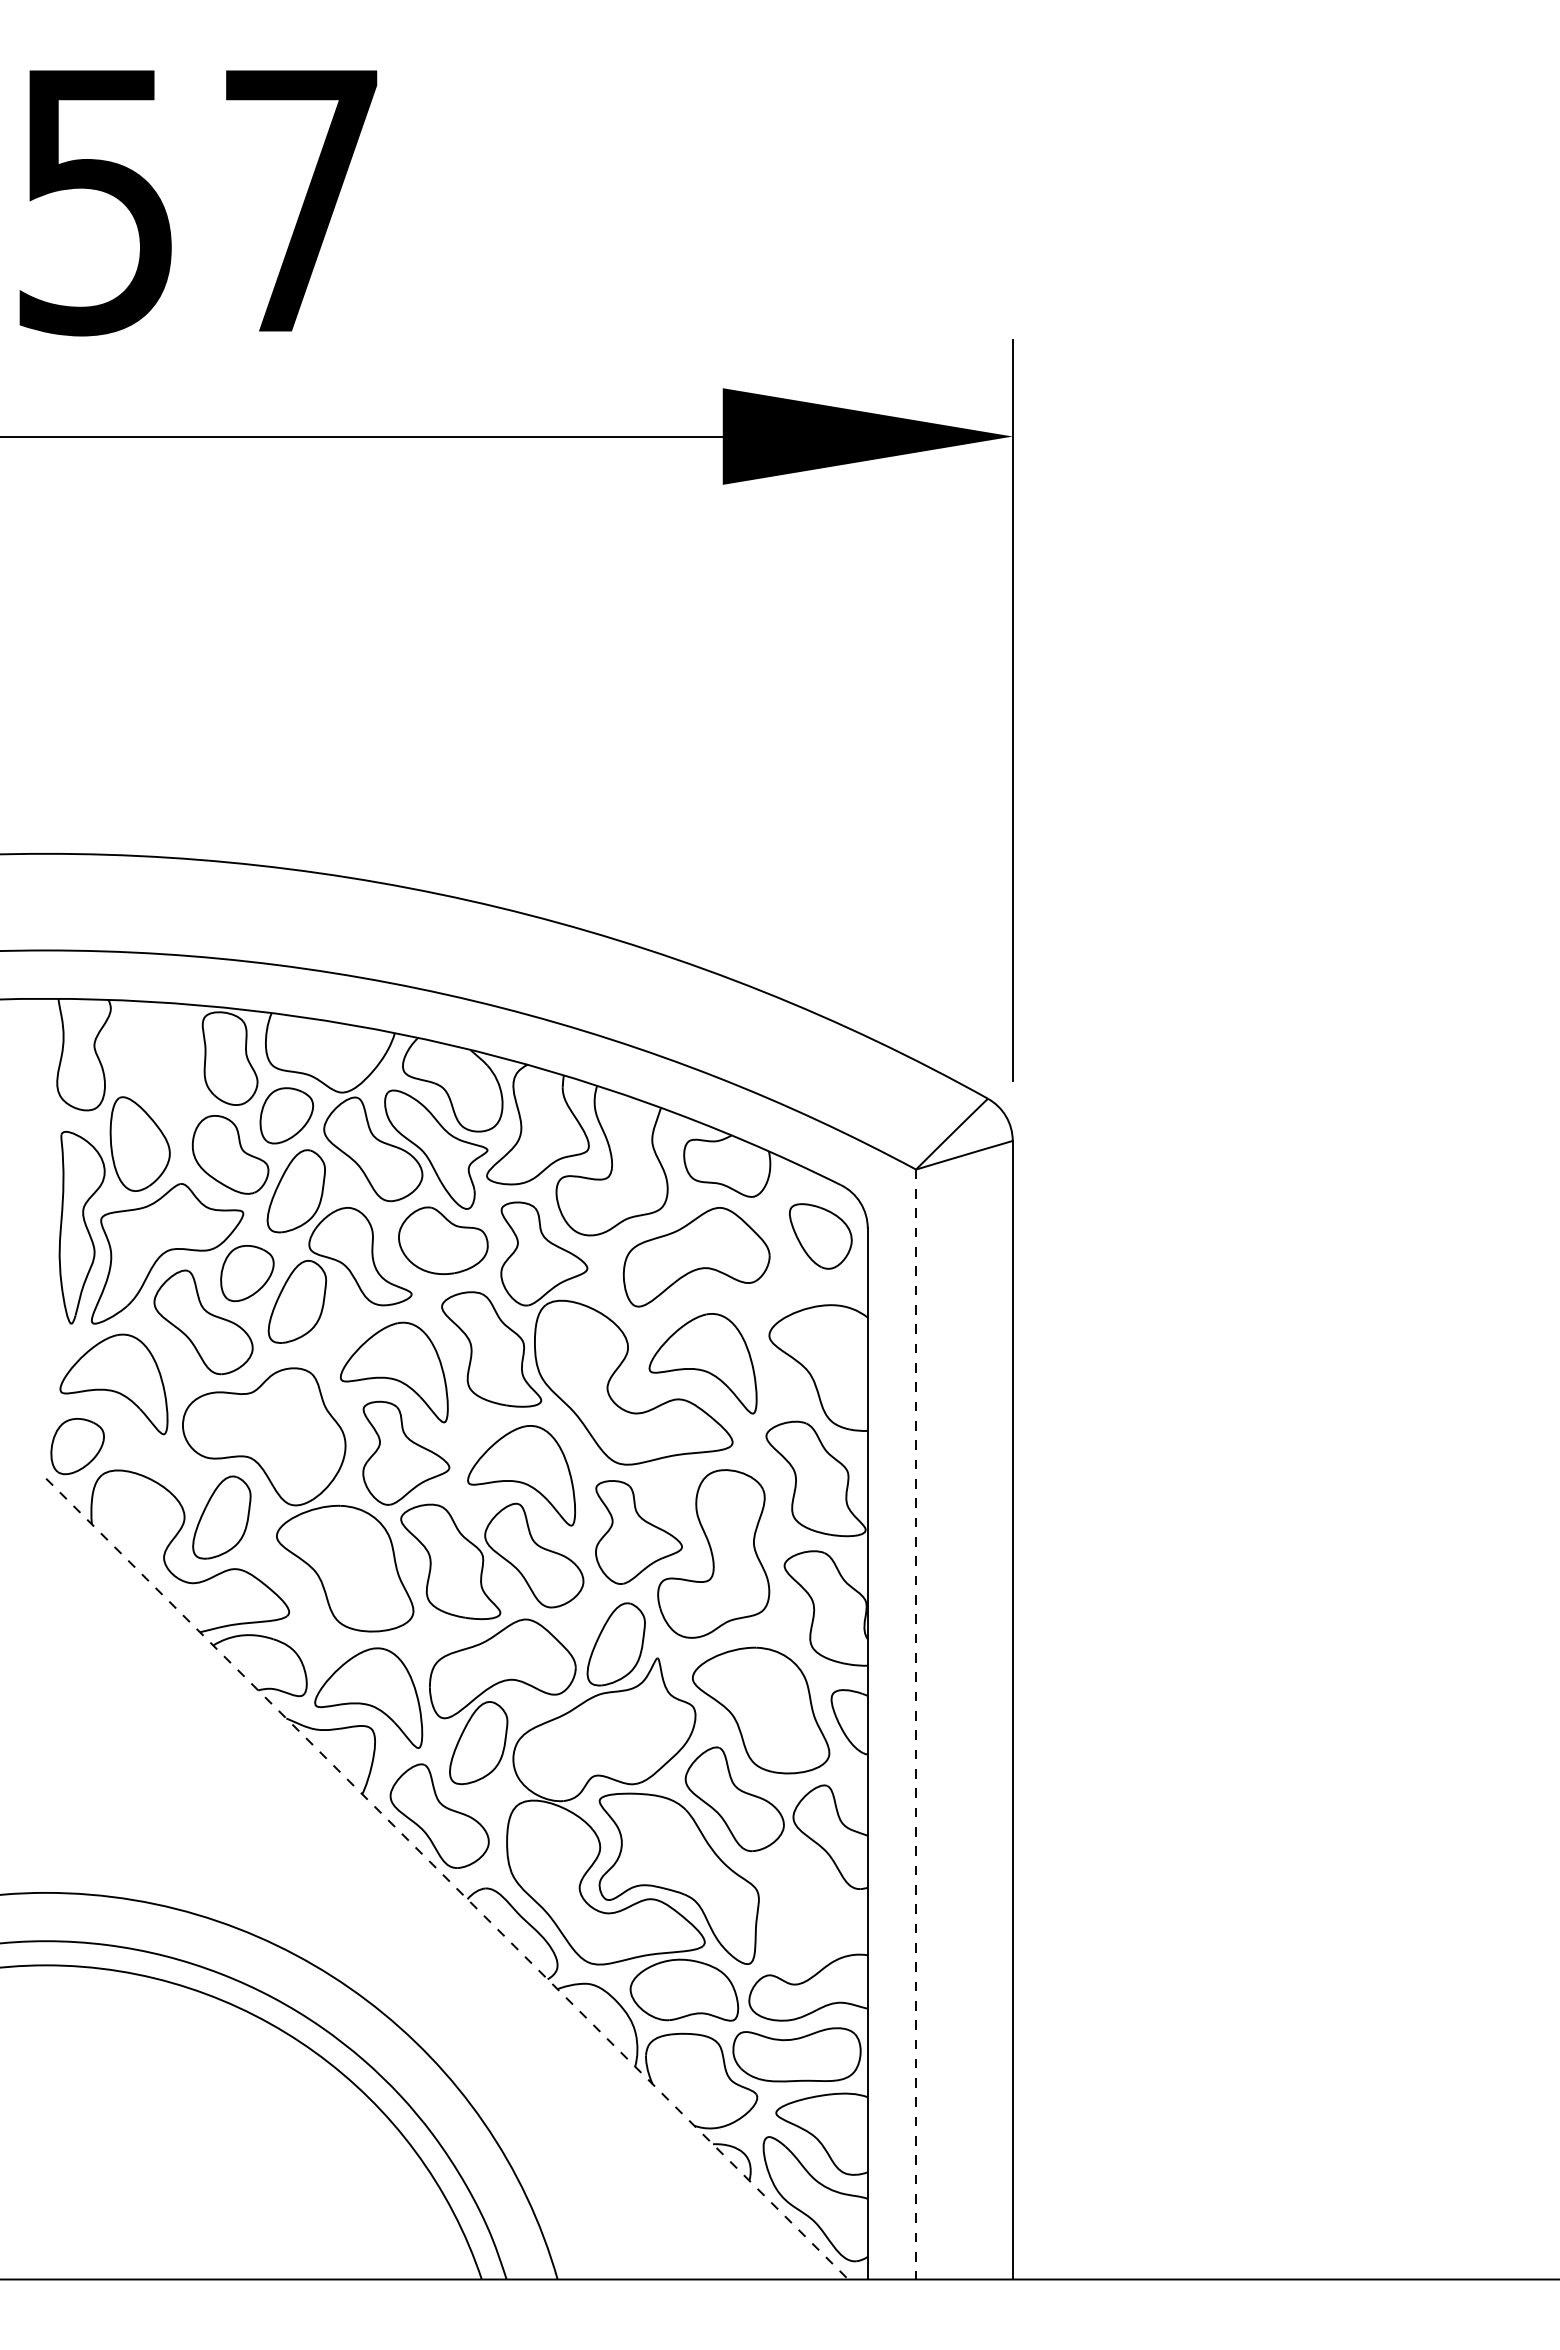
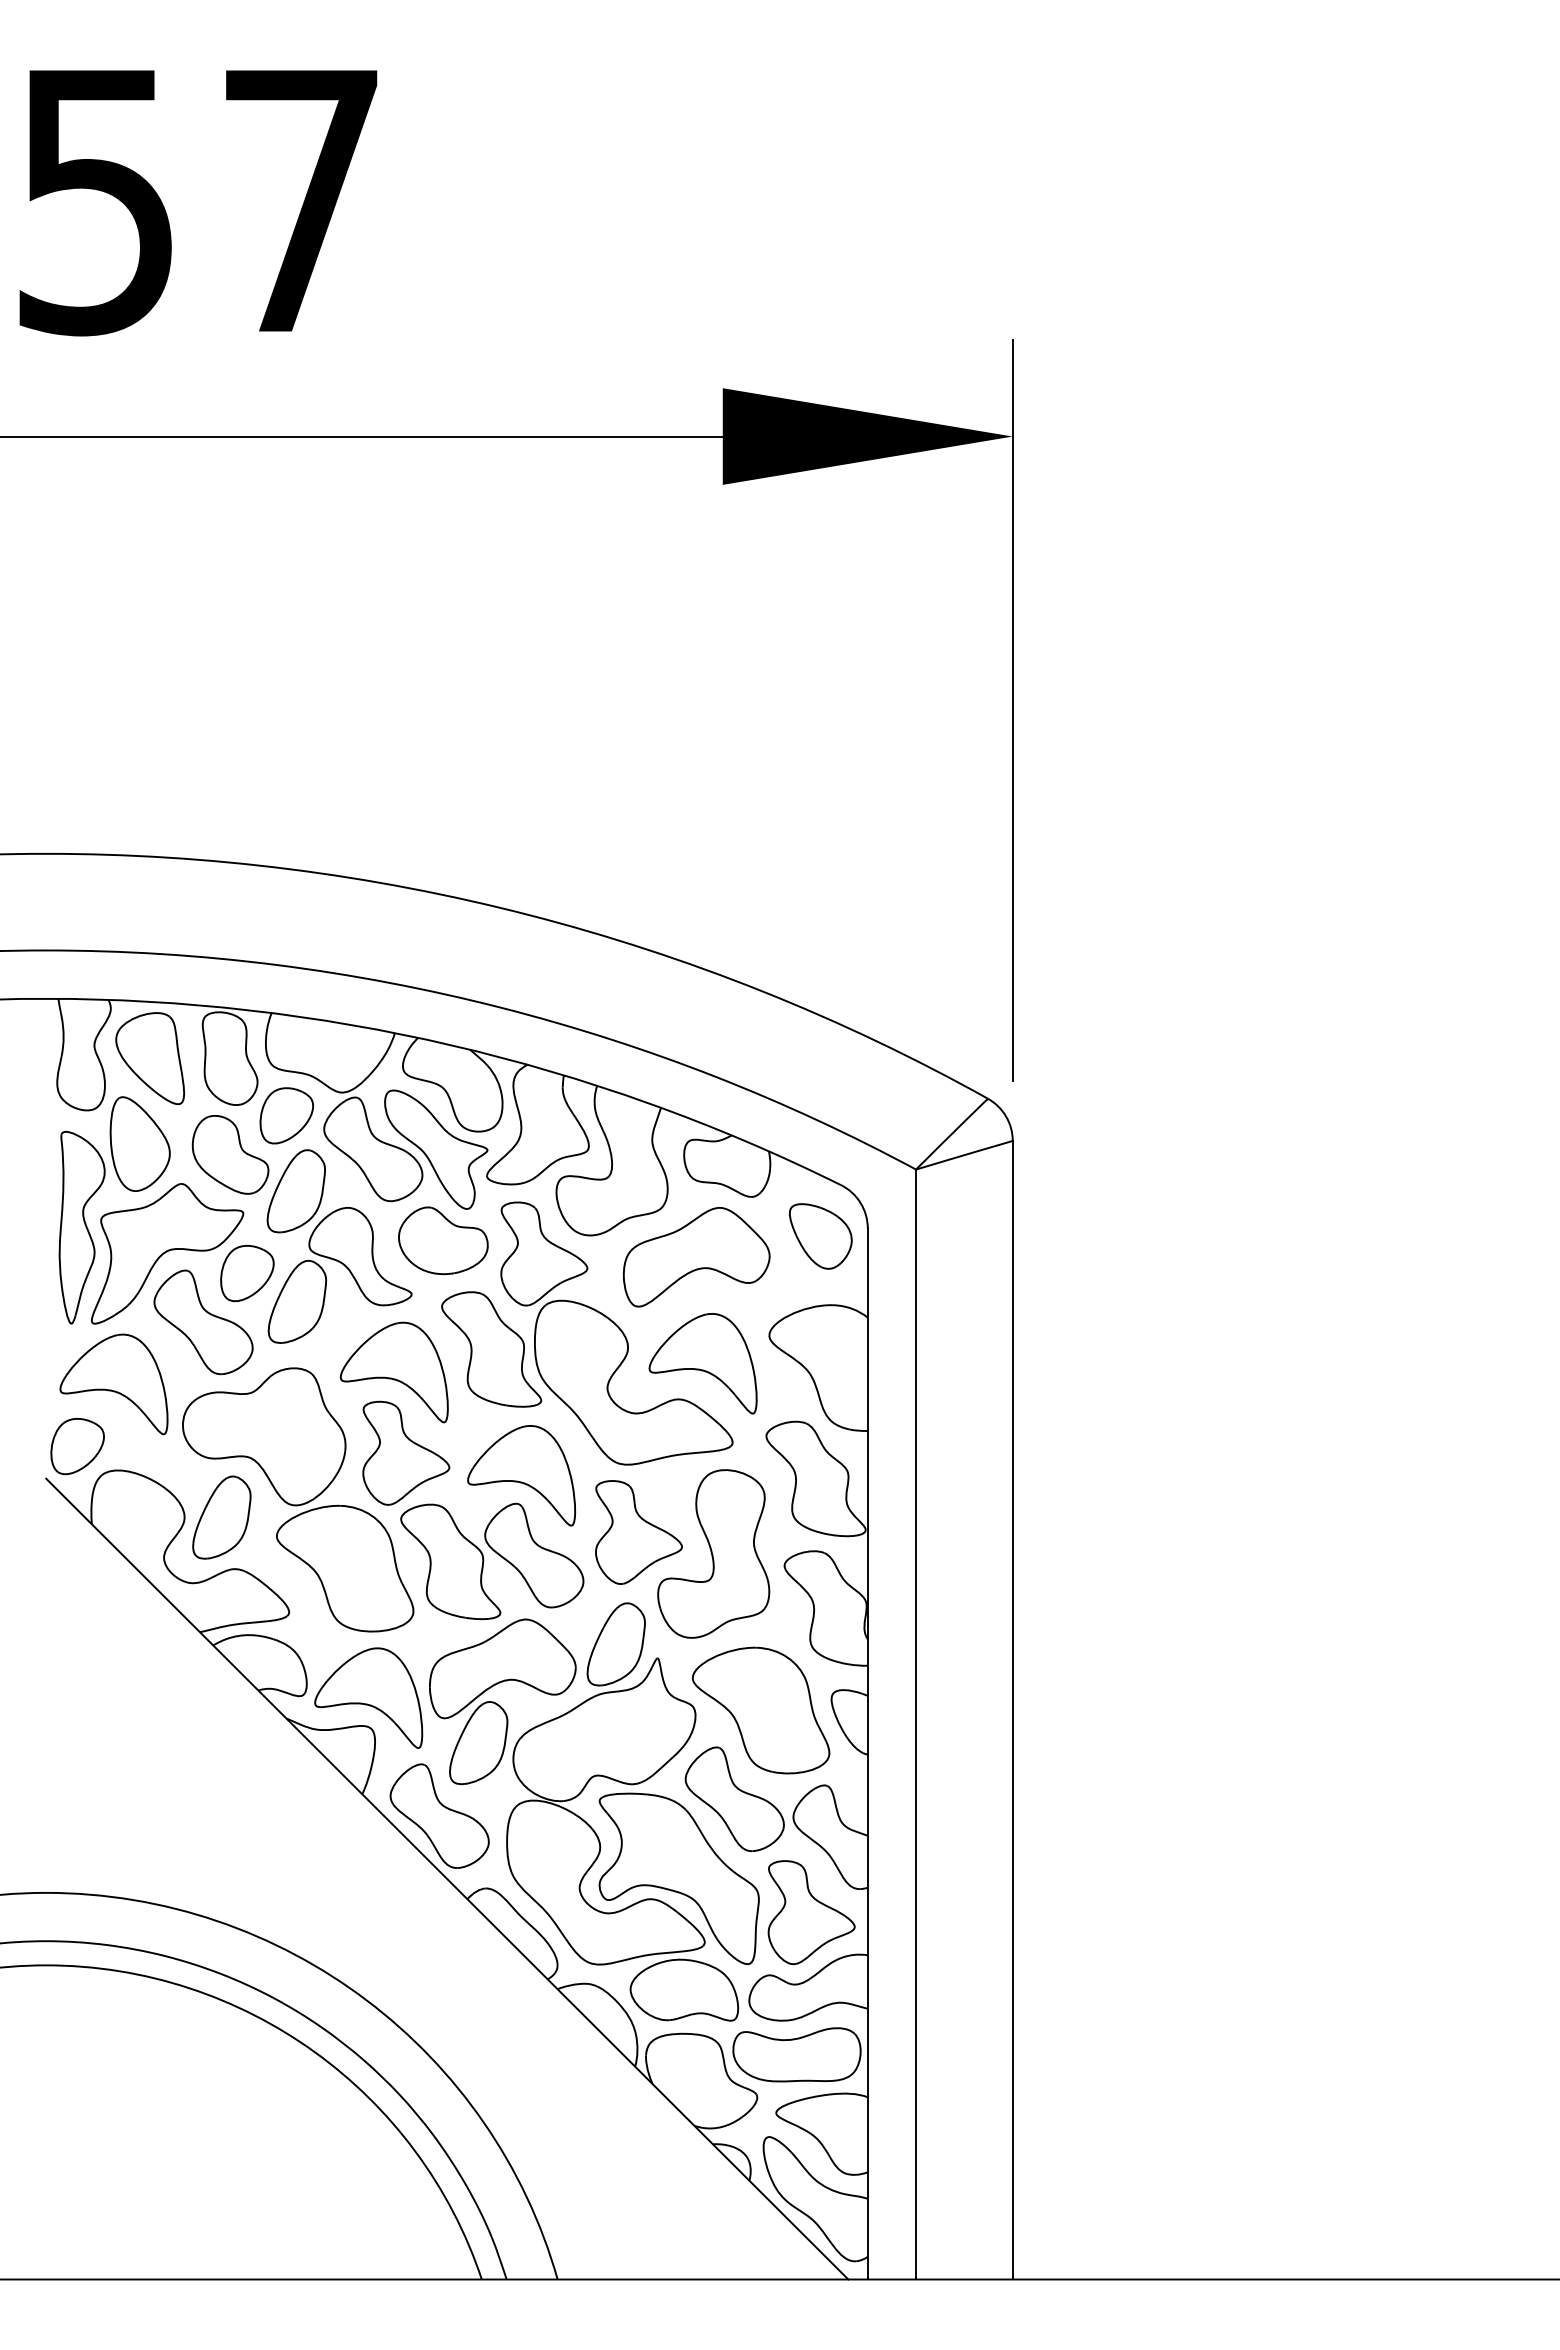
part: none -> present (149, 1058)
line: dashed -> solid (916, 1724)
line: dashed -> solid (447, 1879)
part: none -> present (811, 1912)
